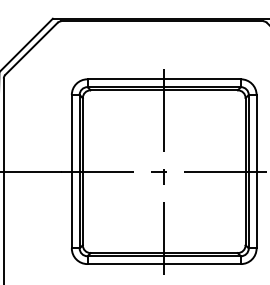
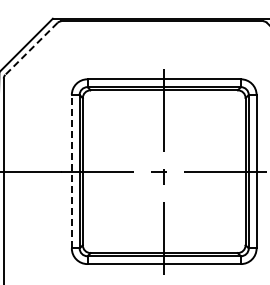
line: solid -> dashed (31, 48)
line: solid -> dashed (71, 171)
